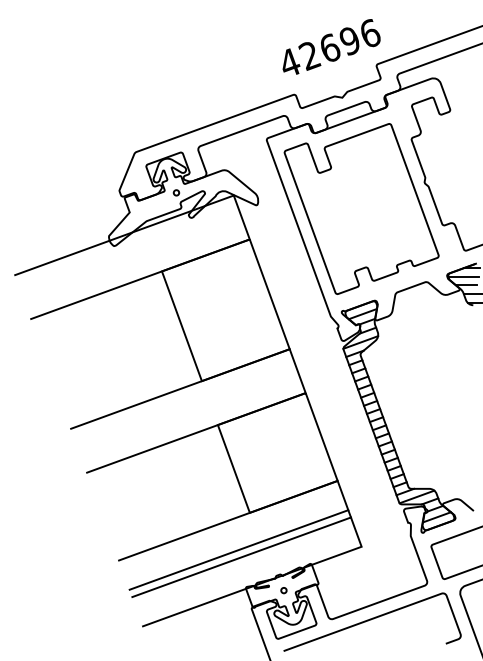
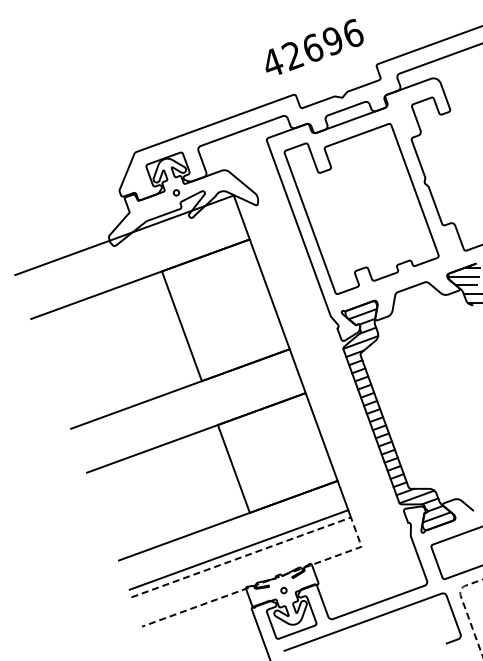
text position: (331, 46) -> (314, 46) (314, 46)
line: solid -> dashed (356, 532)
line: solid -> dashed (464, 606)
